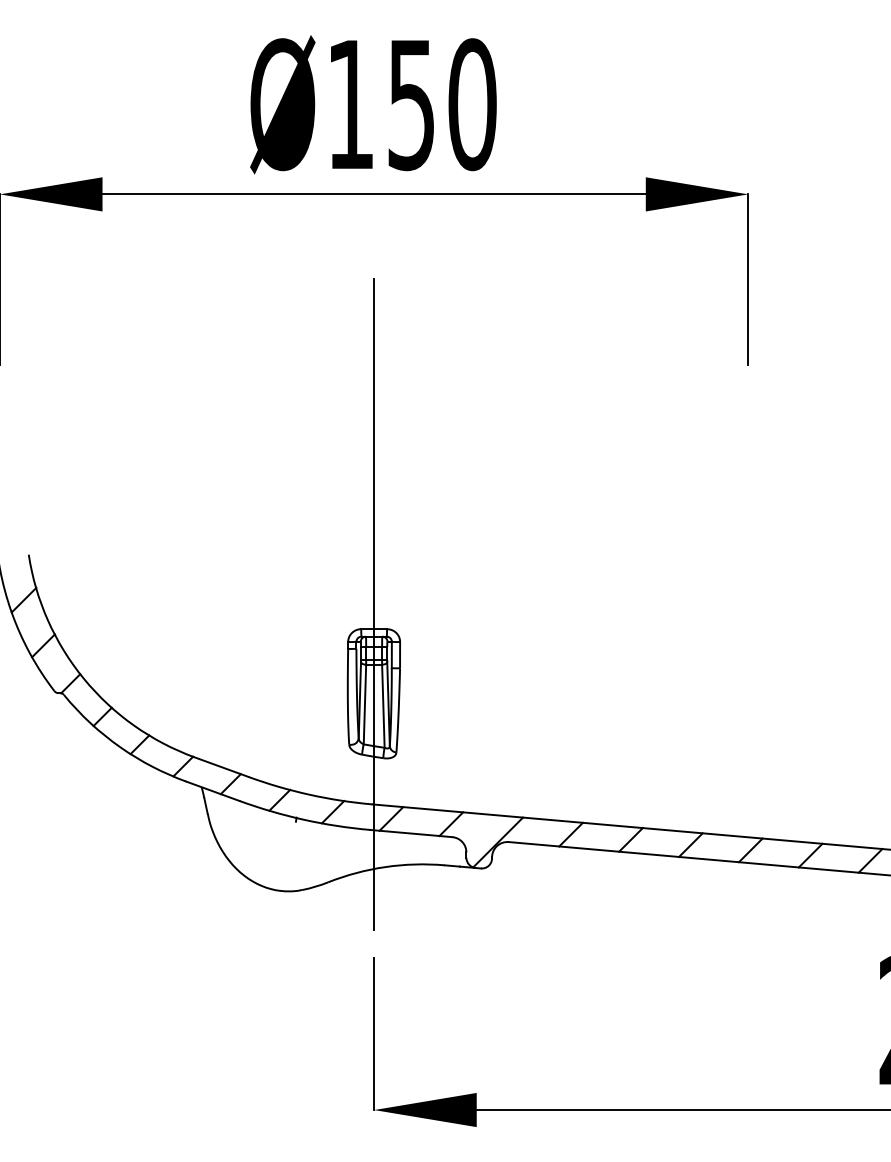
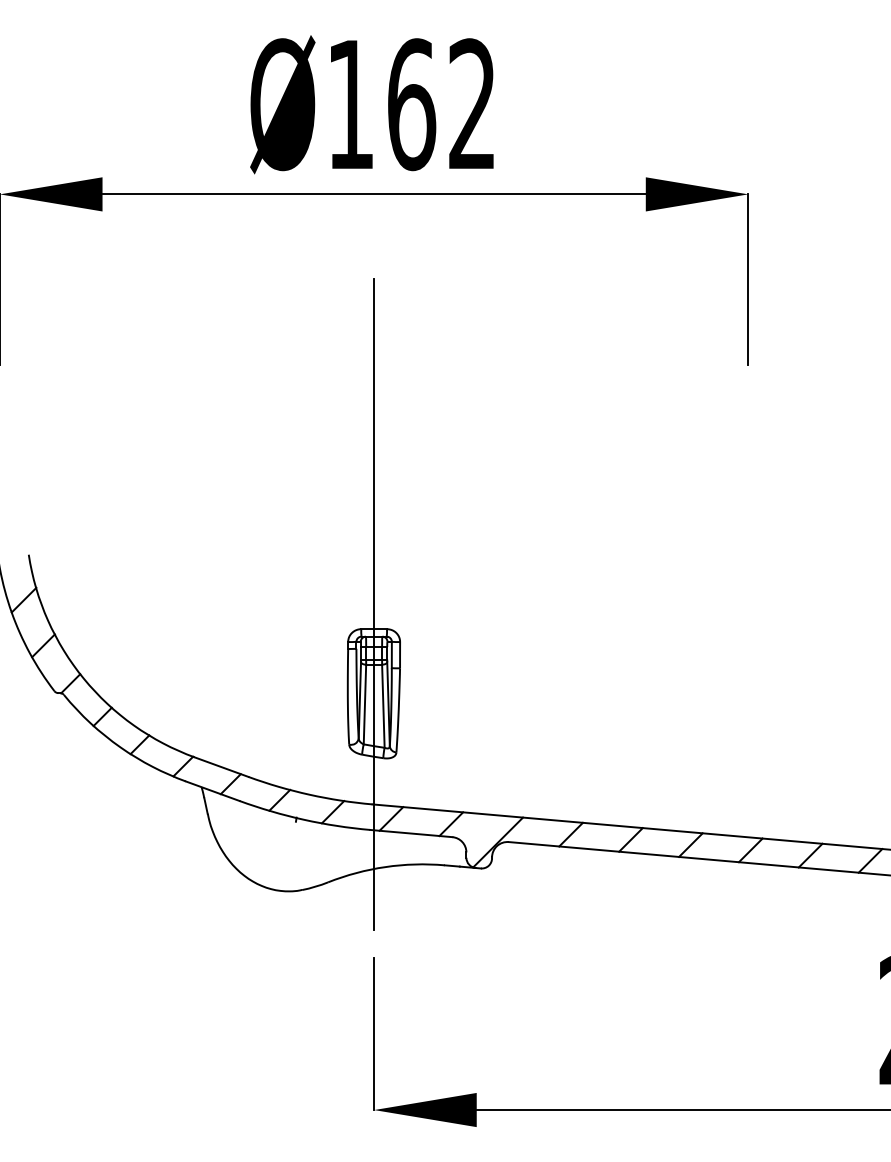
text: Ø150 -> Ø162 (442, 104)
